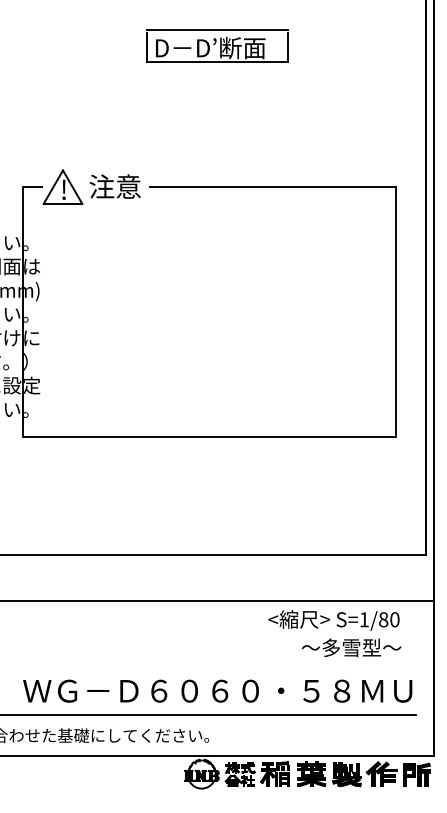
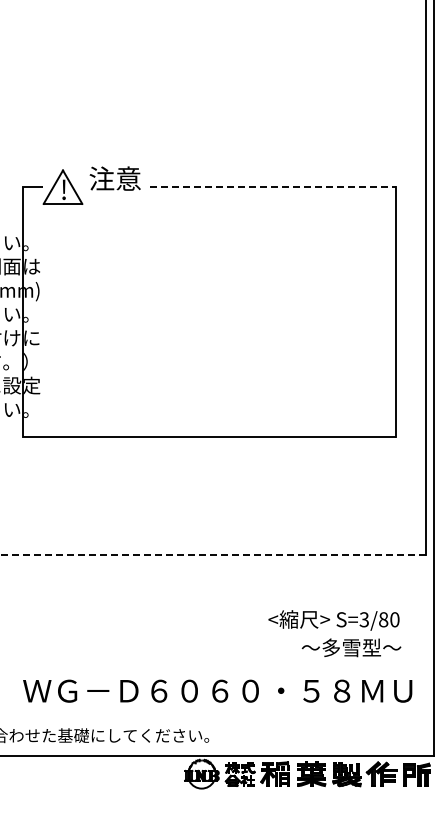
part: present -> none (217, 45)
text position: (114, 186) -> (114, 178) (114, 178)
line: solid -> dashed (272, 187)
line: solid -> dashed (212, 555)
line: present -> none (217, 601)
text: S=1/80 -> S=3/80 (363, 619)
line: present -> none (208, 714)
